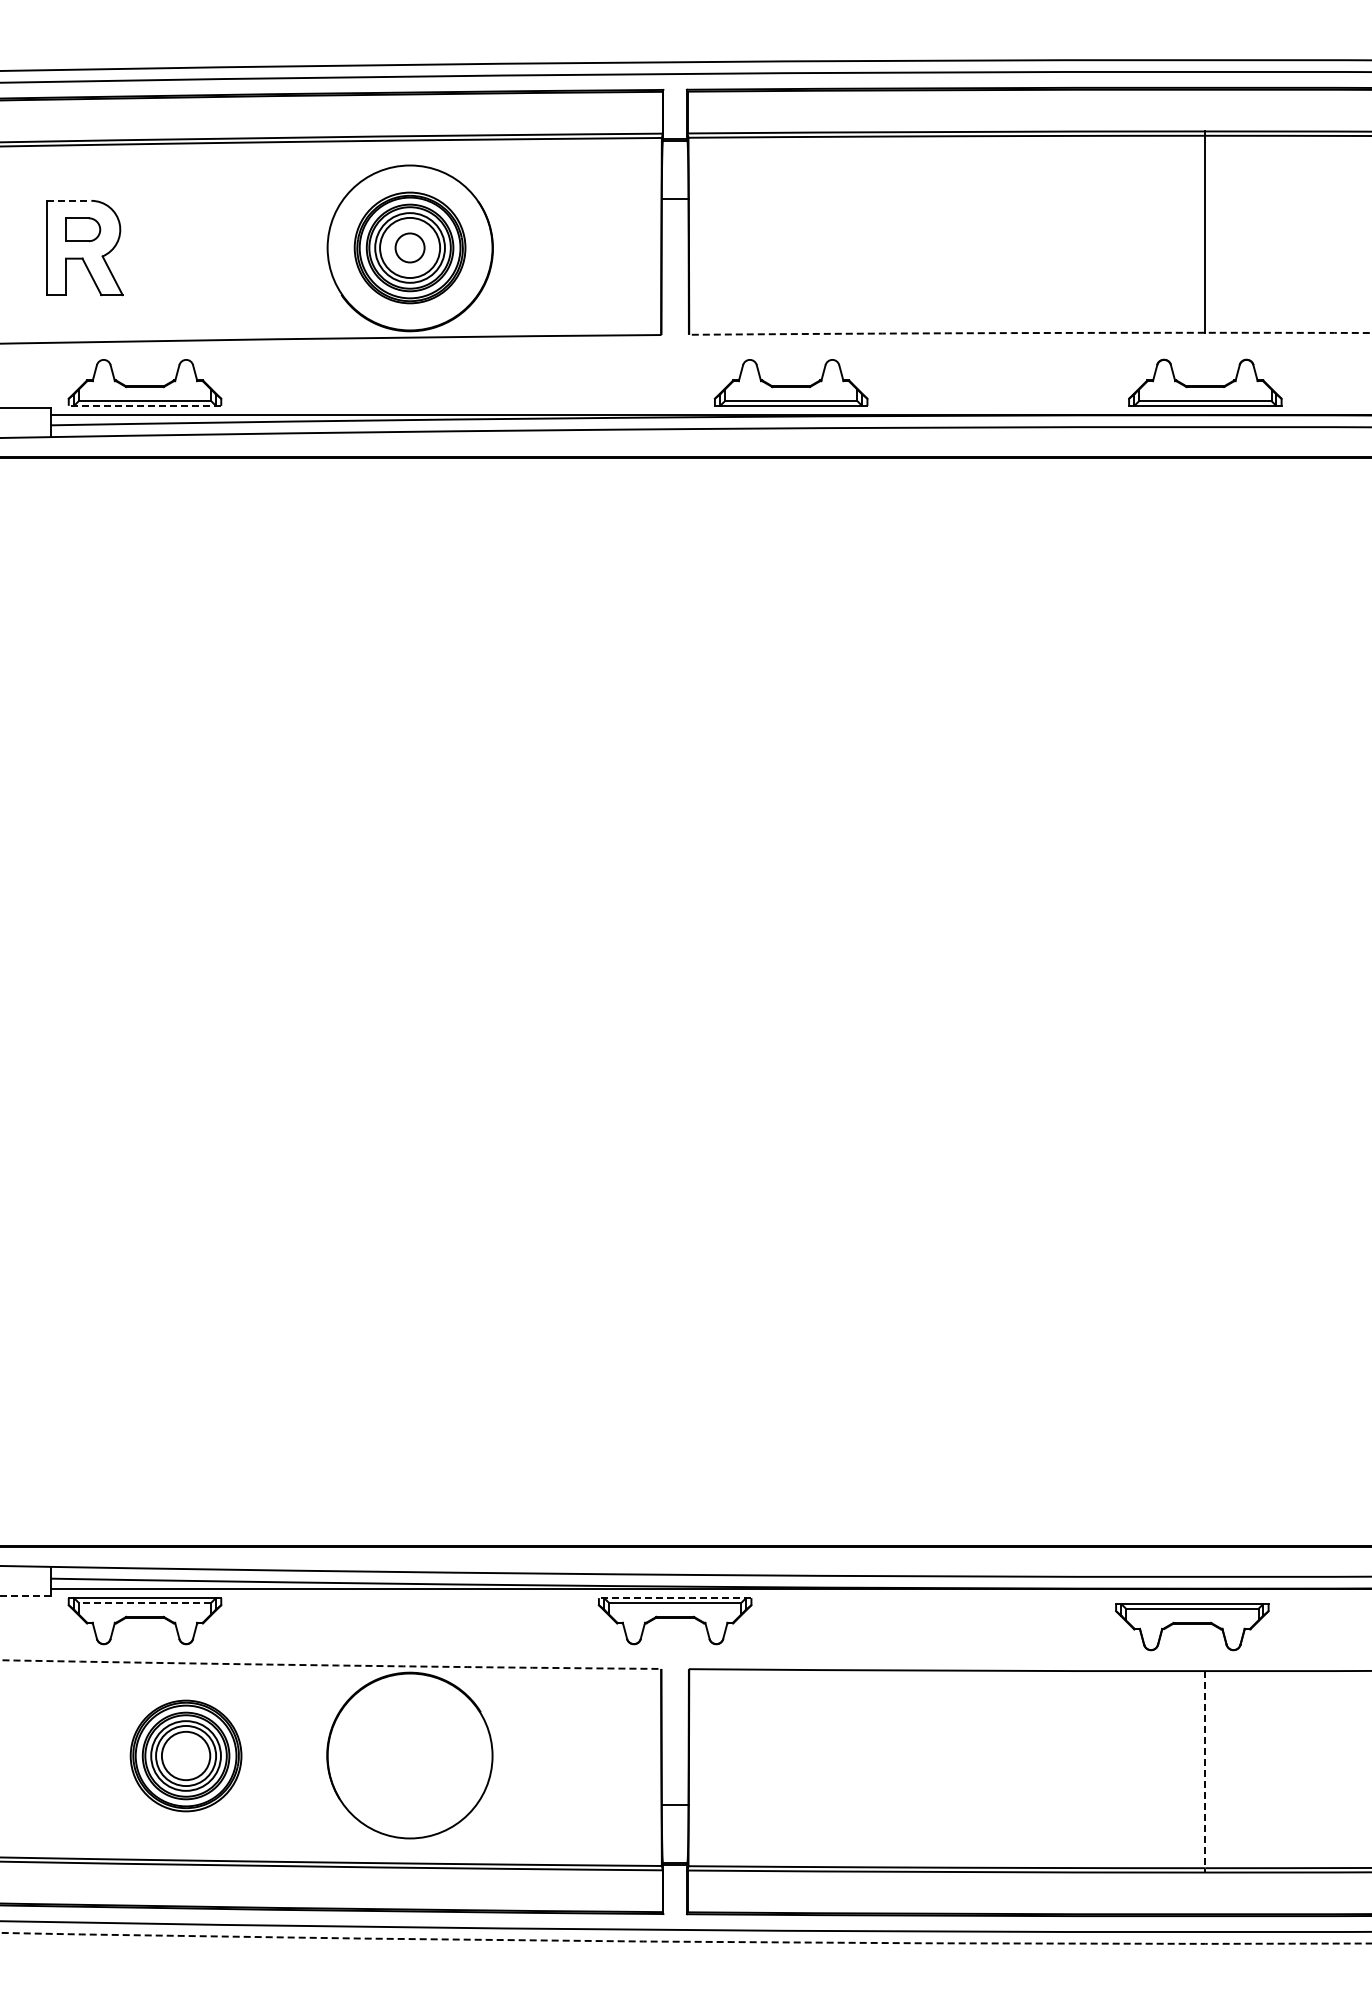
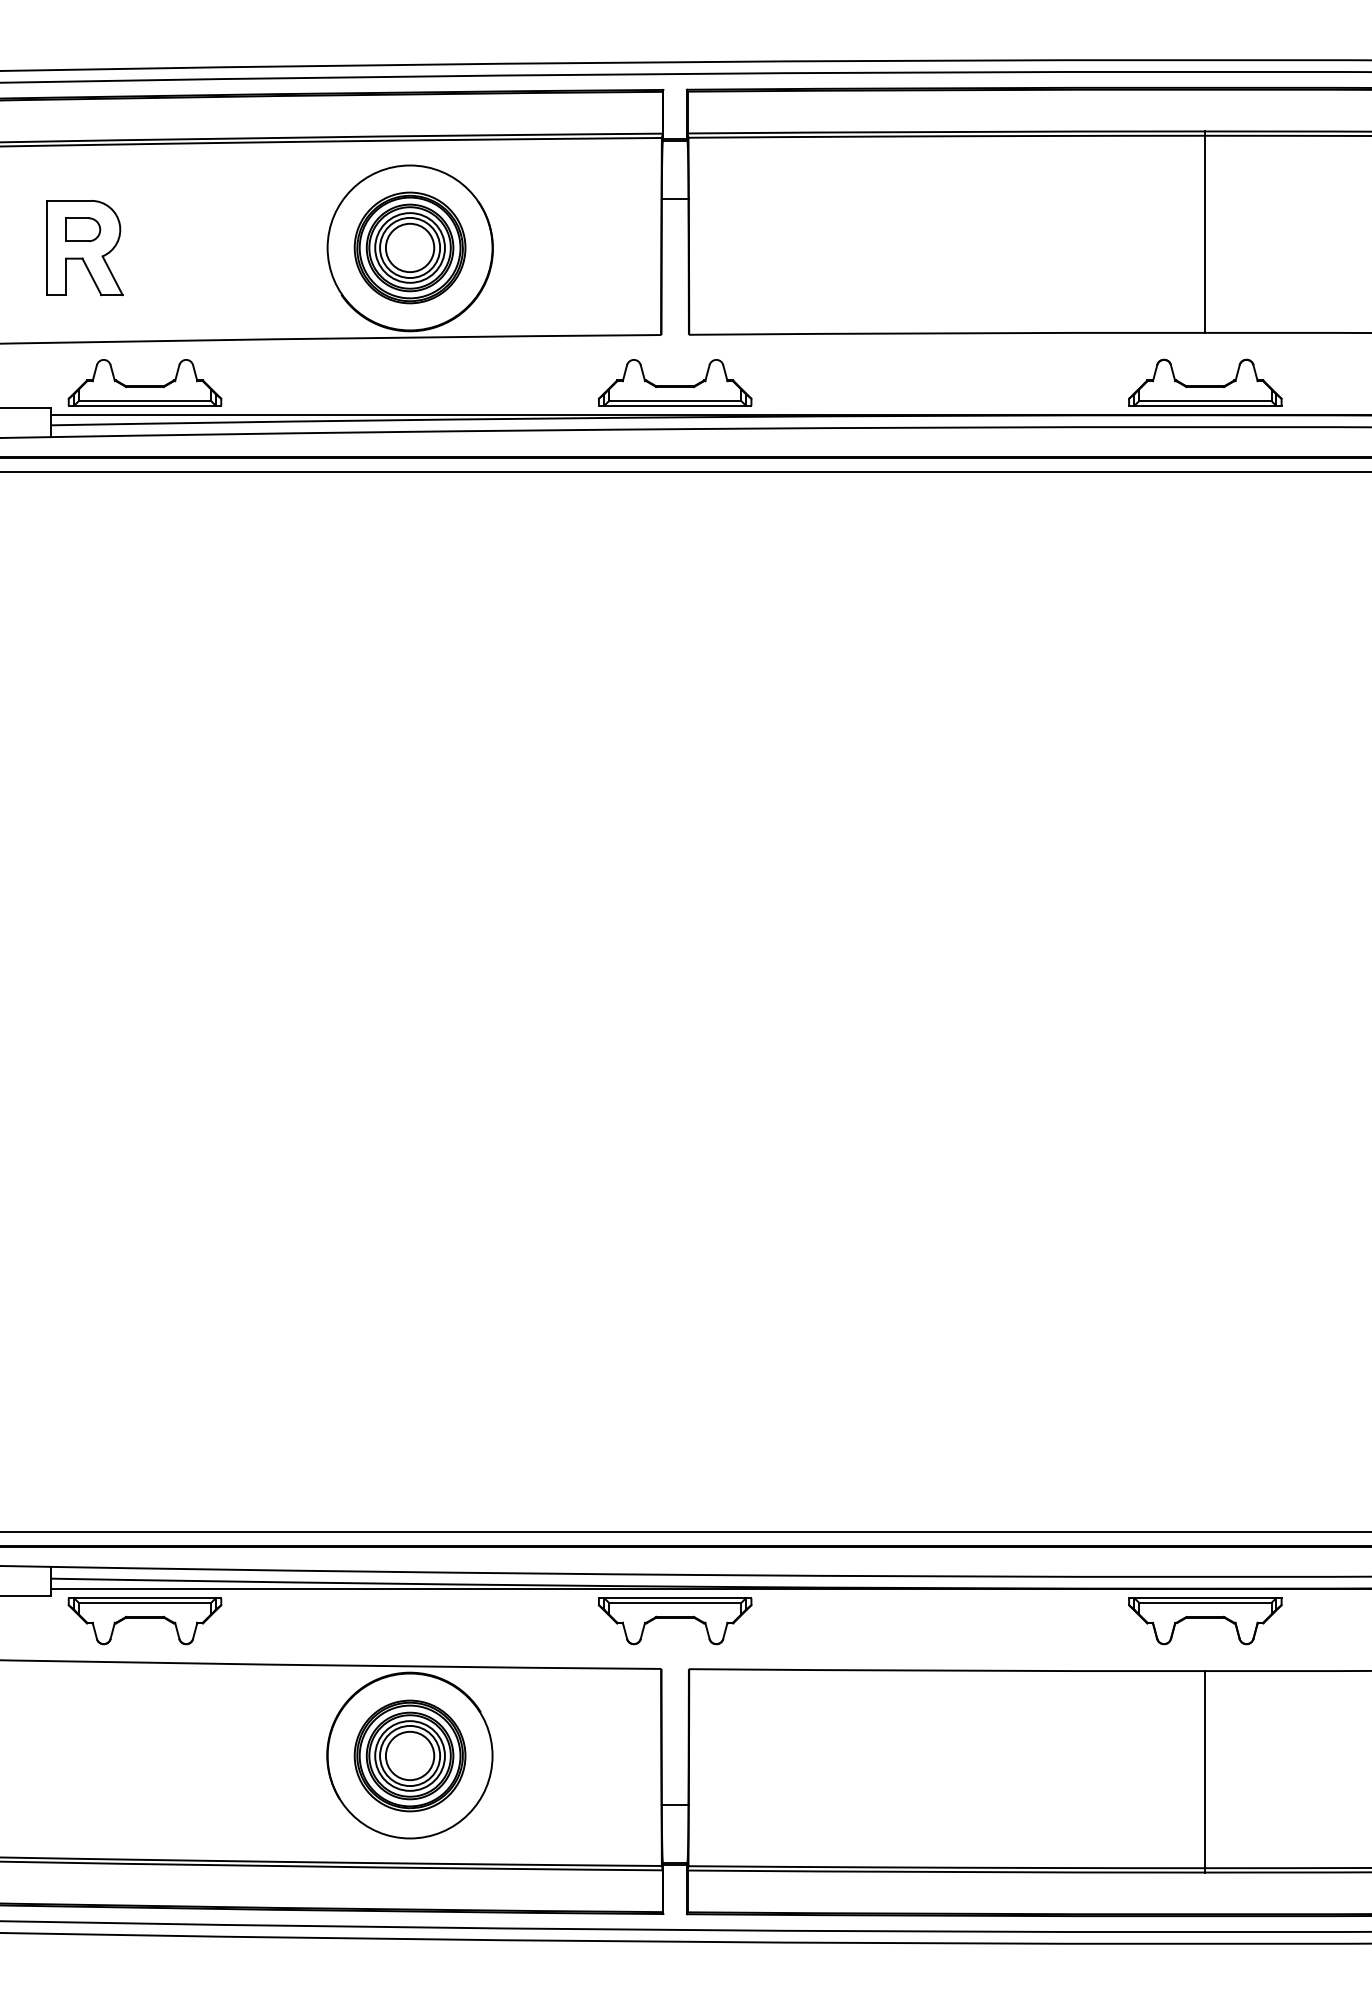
line: dashed -> solid (69, 200)
circle diameter: 29 px -> 48 px (409, 247)
arc: dashed -> solid (1029, 333)
part position: (790, 382) -> (674, 382) (674, 382)
line: dashed -> solid (144, 405)
line: none -> present (685, 471)
line: none -> present (685, 1532)
line: dashed -> solid (25, 1595)
line: dashed -> solid (674, 1598)
line: dashed -> solid (144, 1602)
part position: (1192, 1627) -> (1205, 1621) (1205, 1621)
arc: dashed -> solid (331, 1665)
part position: (185, 1755) -> (409, 1755) (409, 1755)
line: dashed -> solid (1205, 1771)
arc: dashed -> solid (686, 1941)
